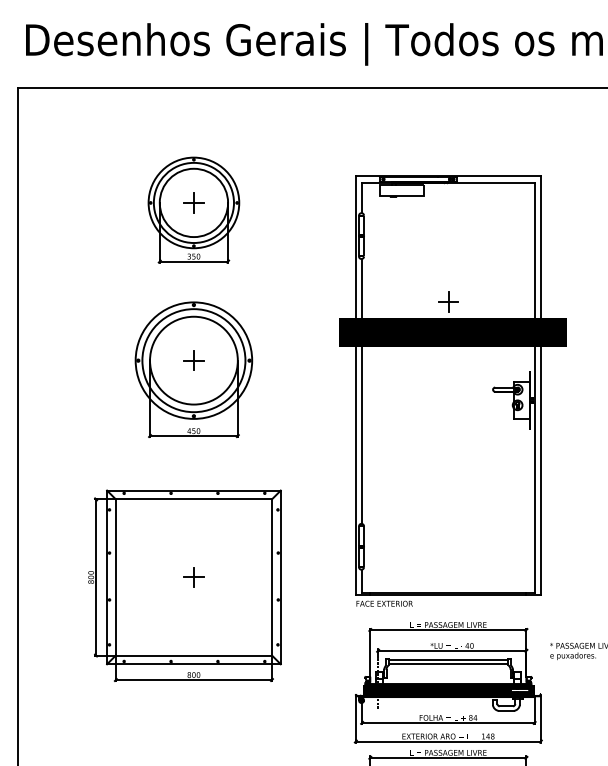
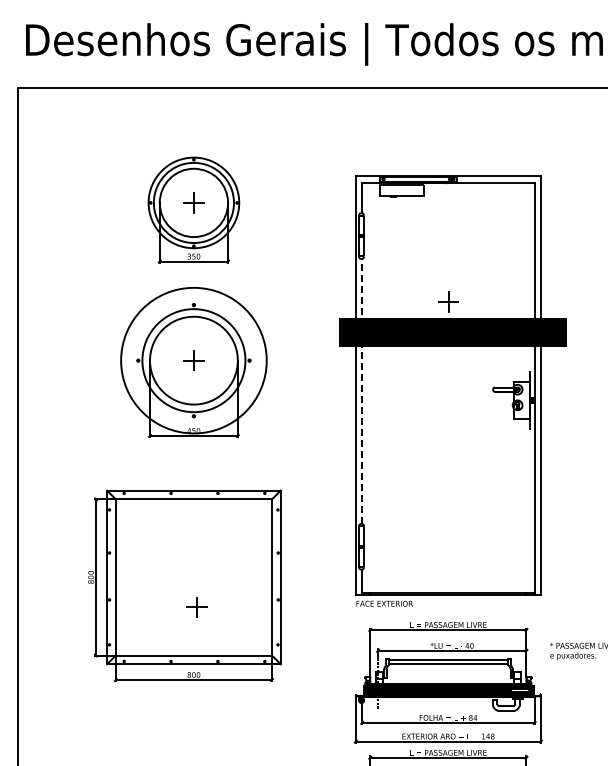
circle diameter: 117 px -> 146 px (193, 360)
line: solid -> dashed (362, 390)
part position: (193, 577) -> (196, 607) (196, 607)
